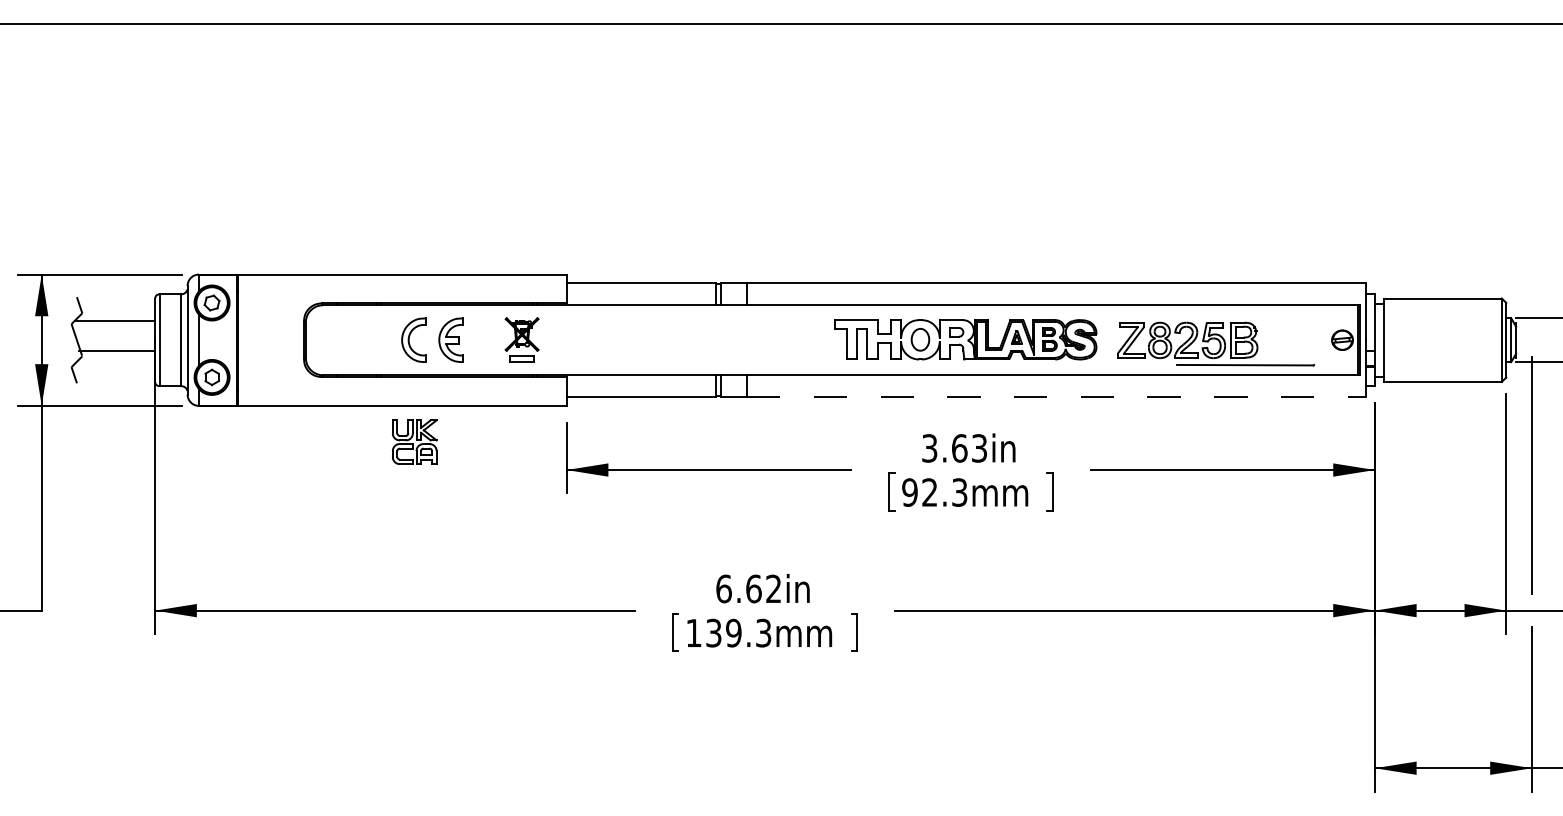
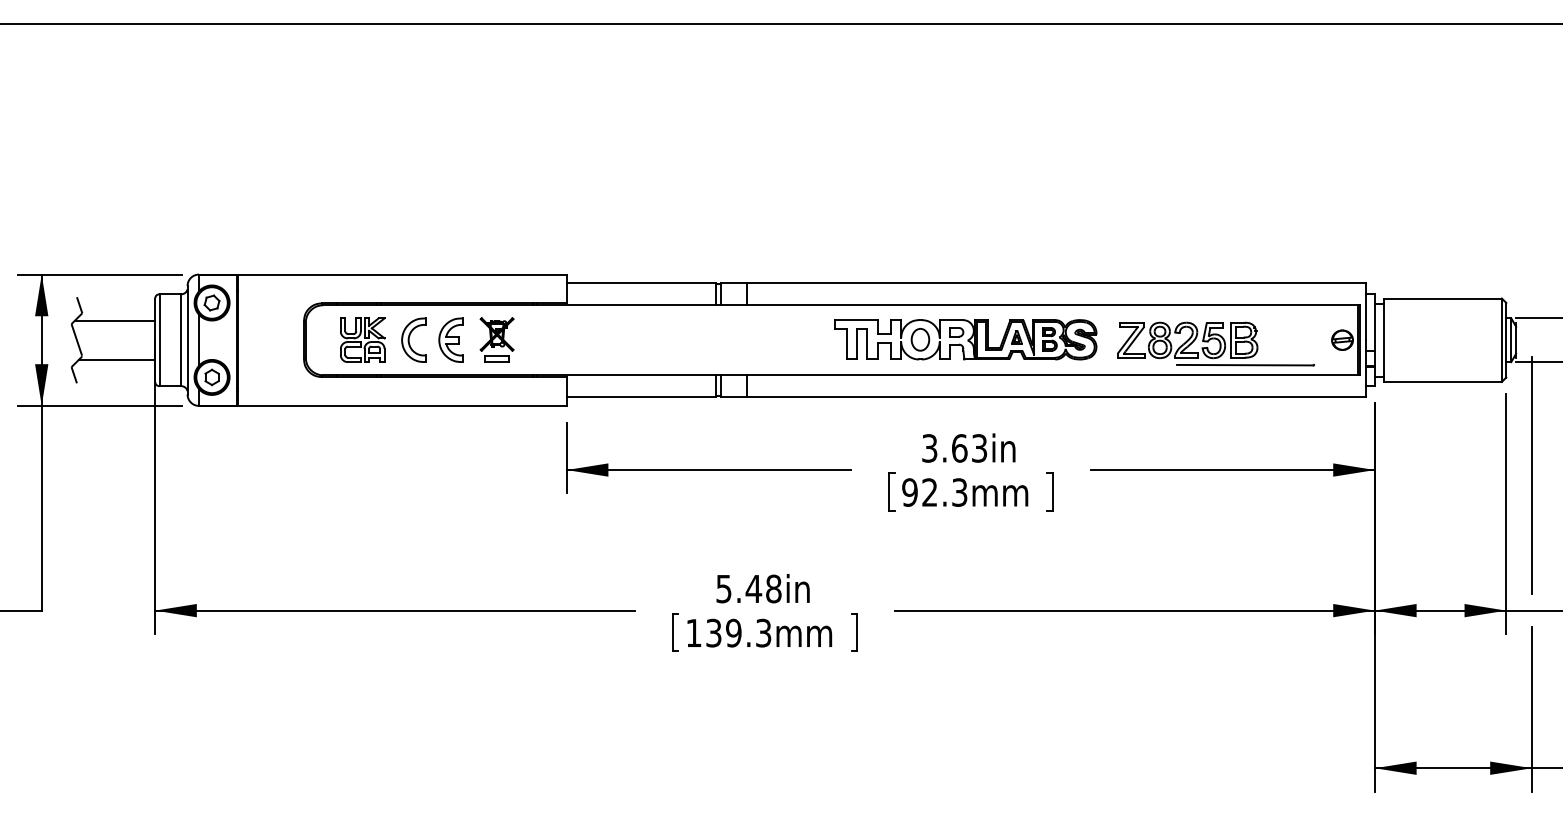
part position: (521, 339) -> (496, 339) (496, 339)
line position: (116, 350) -> (116, 359) (116, 359)
line: dashed -> solid (1056, 397)
part position: (414, 441) -> (362, 339) (362, 339)
text: 6.62in -> 5.48in (748, 588)
